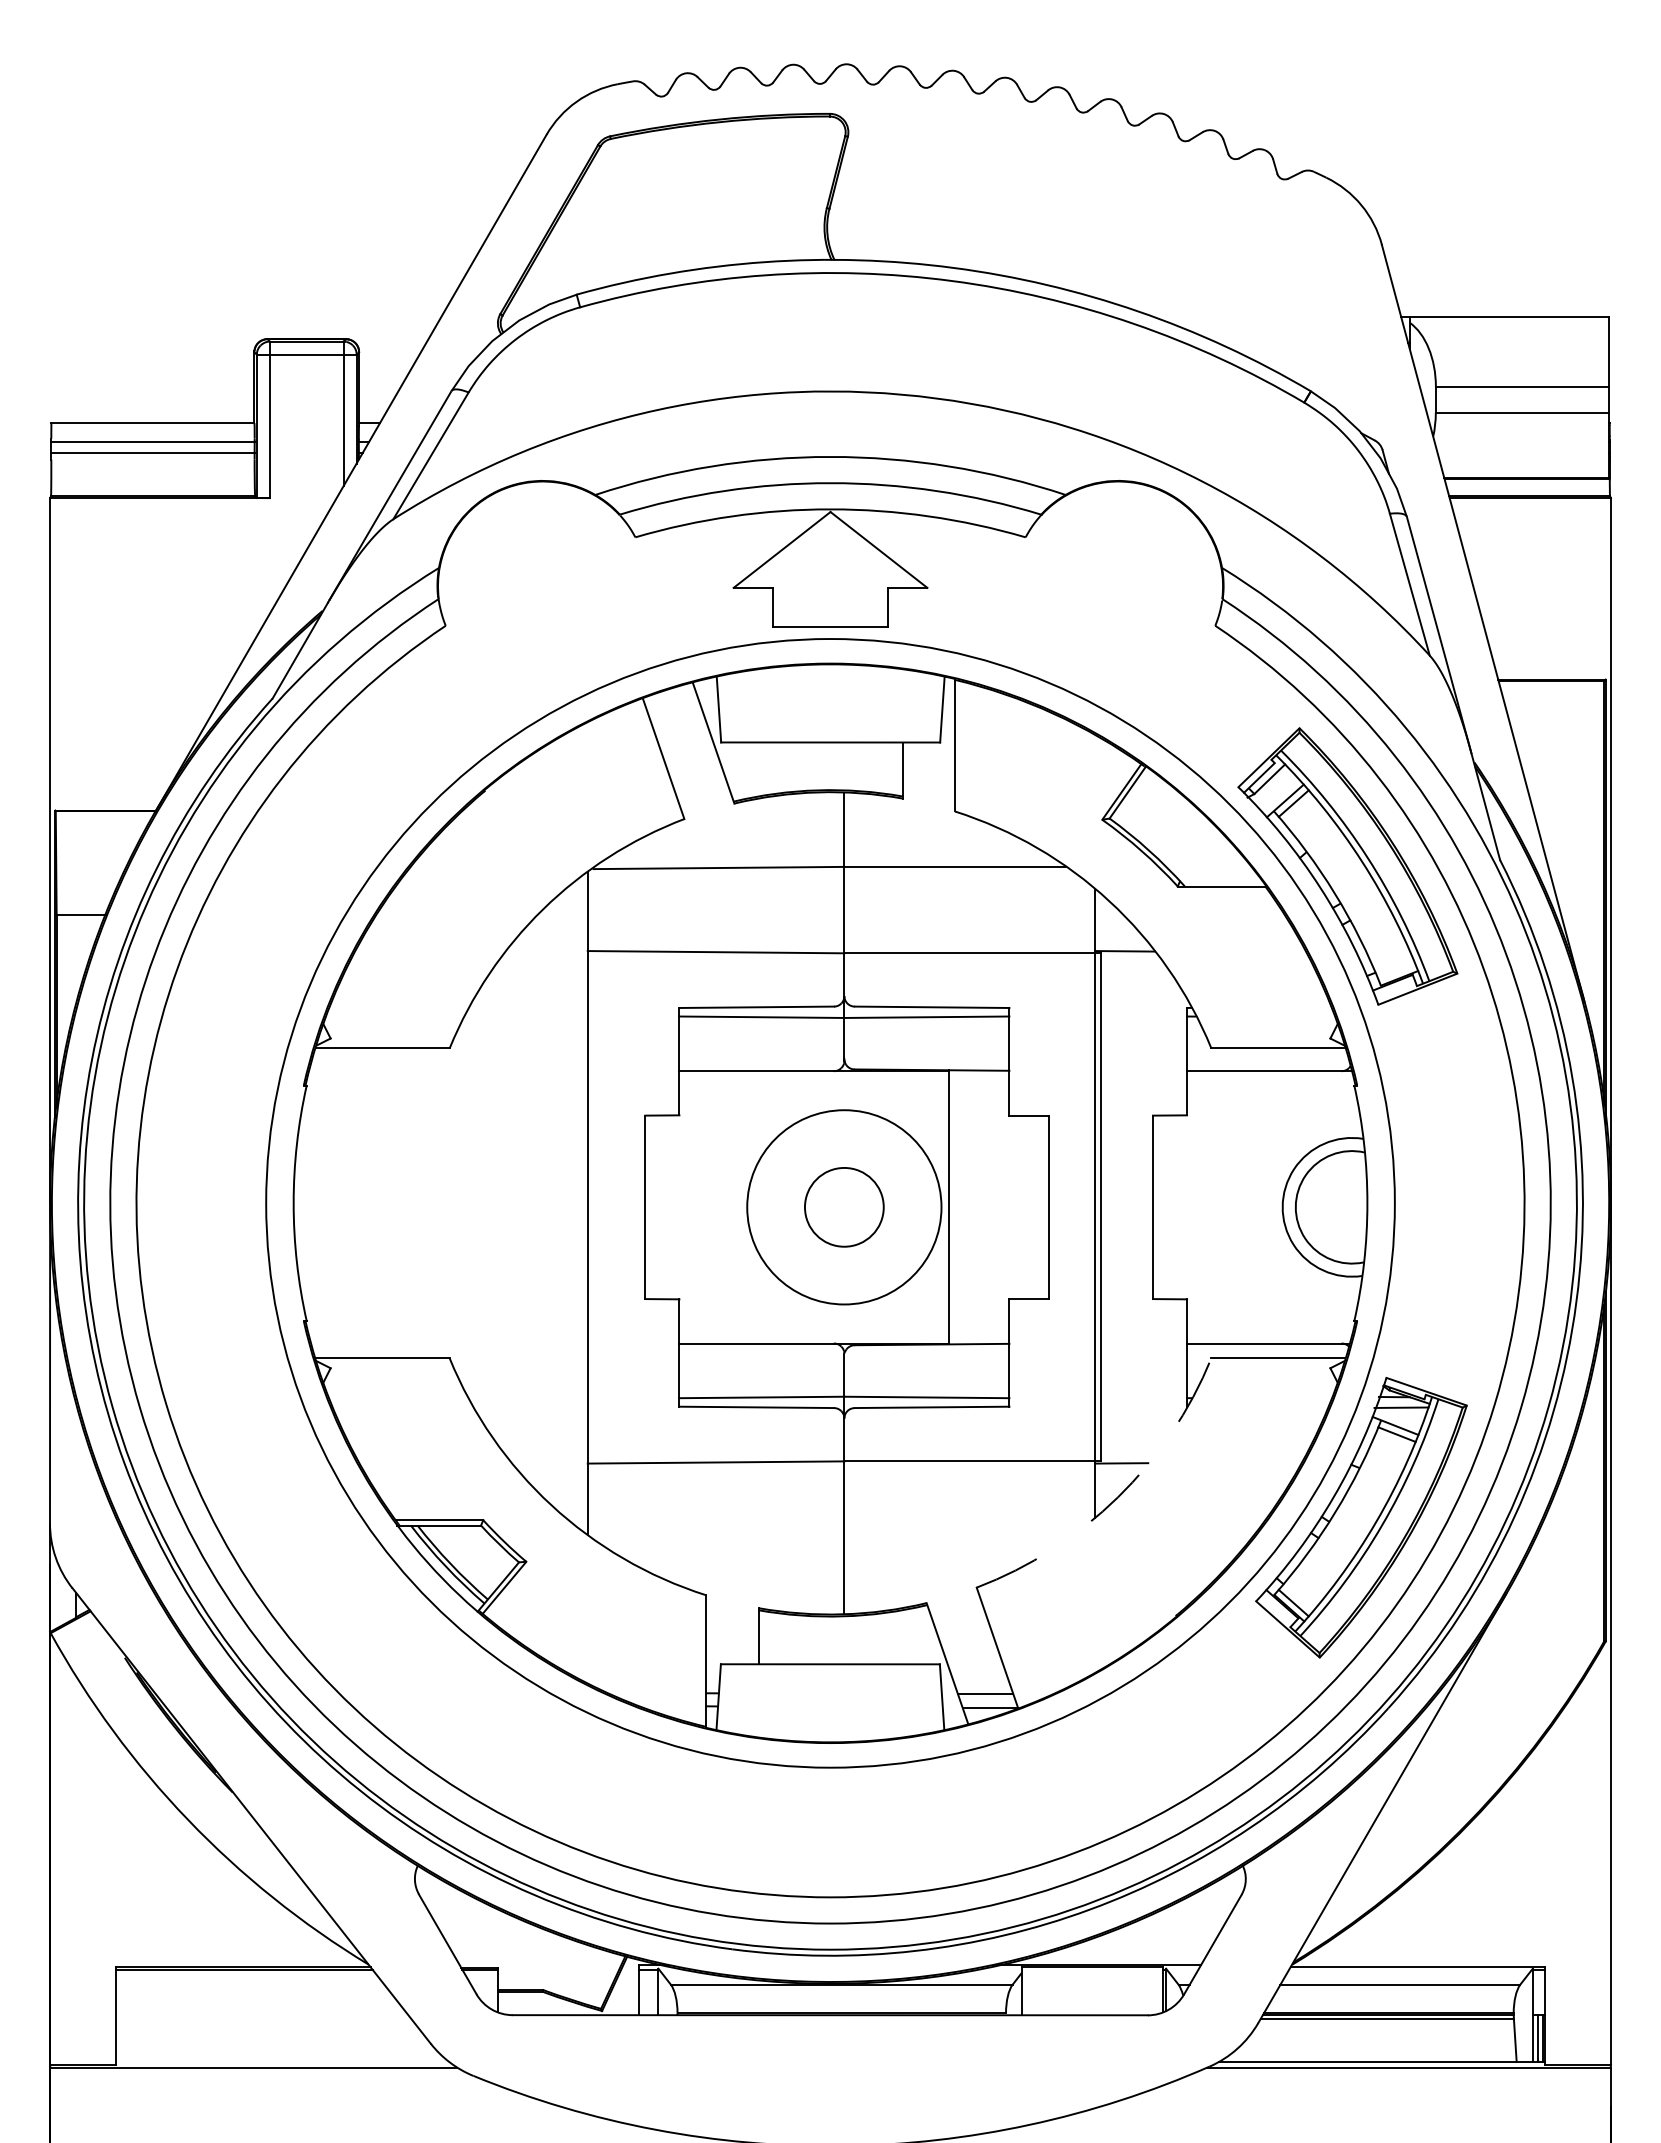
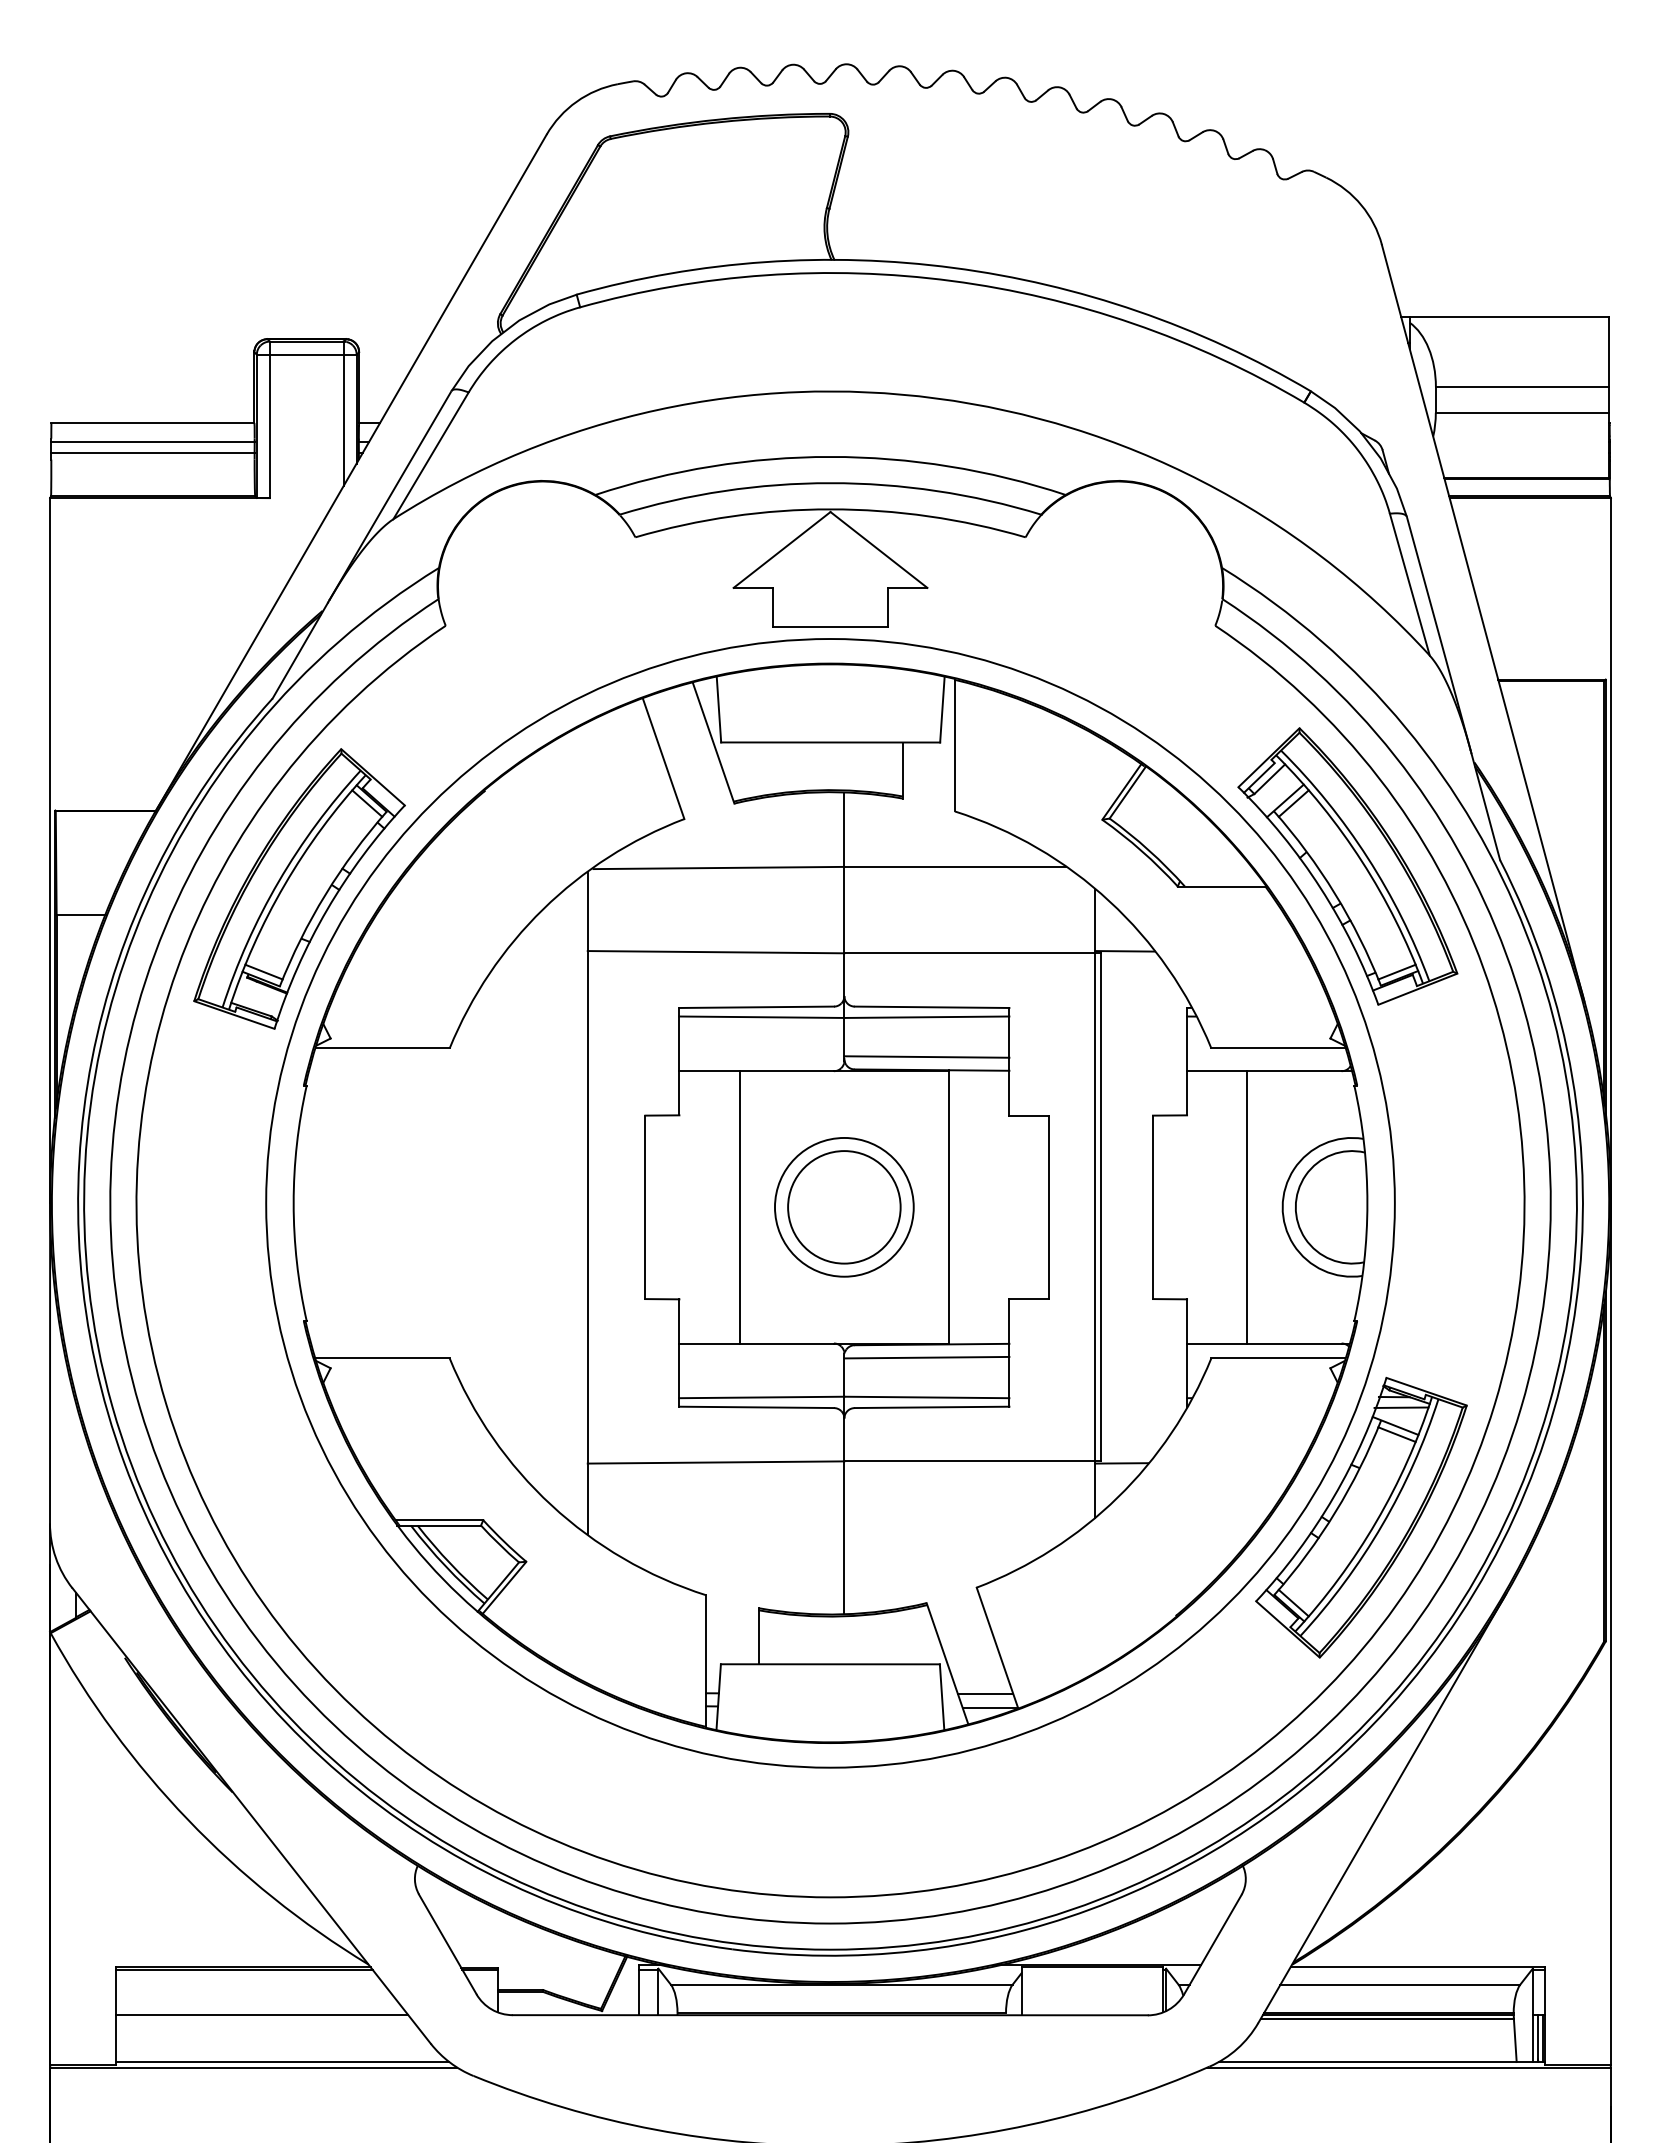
part: none -> present (299, 888)
line: none -> present (1396, 971)
line: none -> present (926, 1056)
circle diameter: 79 px -> 113 px (844, 1207)
line: none -> present (739, 1207)
circle diameter: 194 px -> 139 px (843, 1206)
line: none -> present (1247, 1207)
line: none -> present (926, 1357)
arc: dashed -> solid (1117, 1497)
line: none -> present (261, 2015)
line: none -> present (282, 2062)
